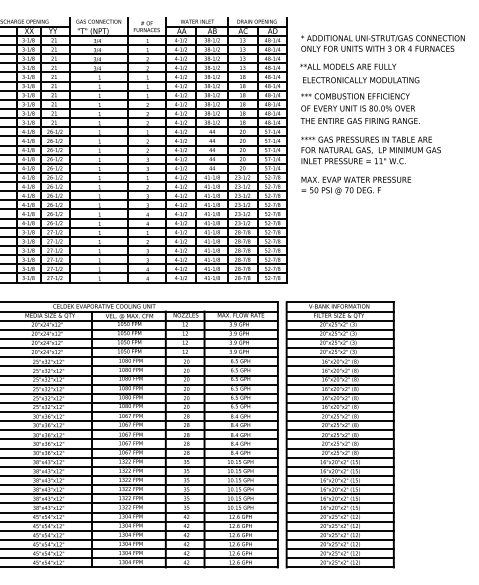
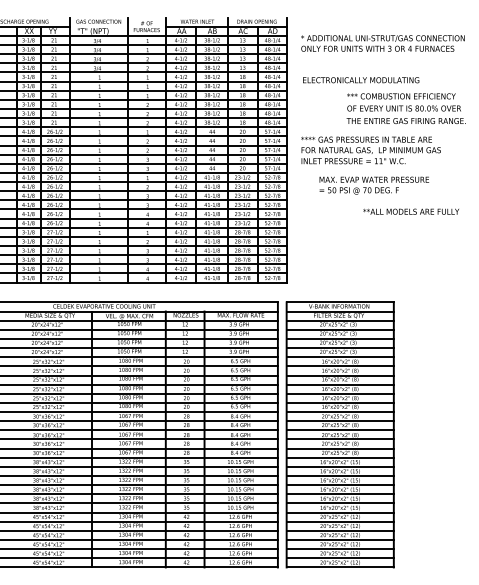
text position: (347, 66) -> (410, 211) (410, 211)
text position: (359, 108) -> (405, 108) (405, 108)
text position: (356, 185) -> (374, 185) (374, 185)
